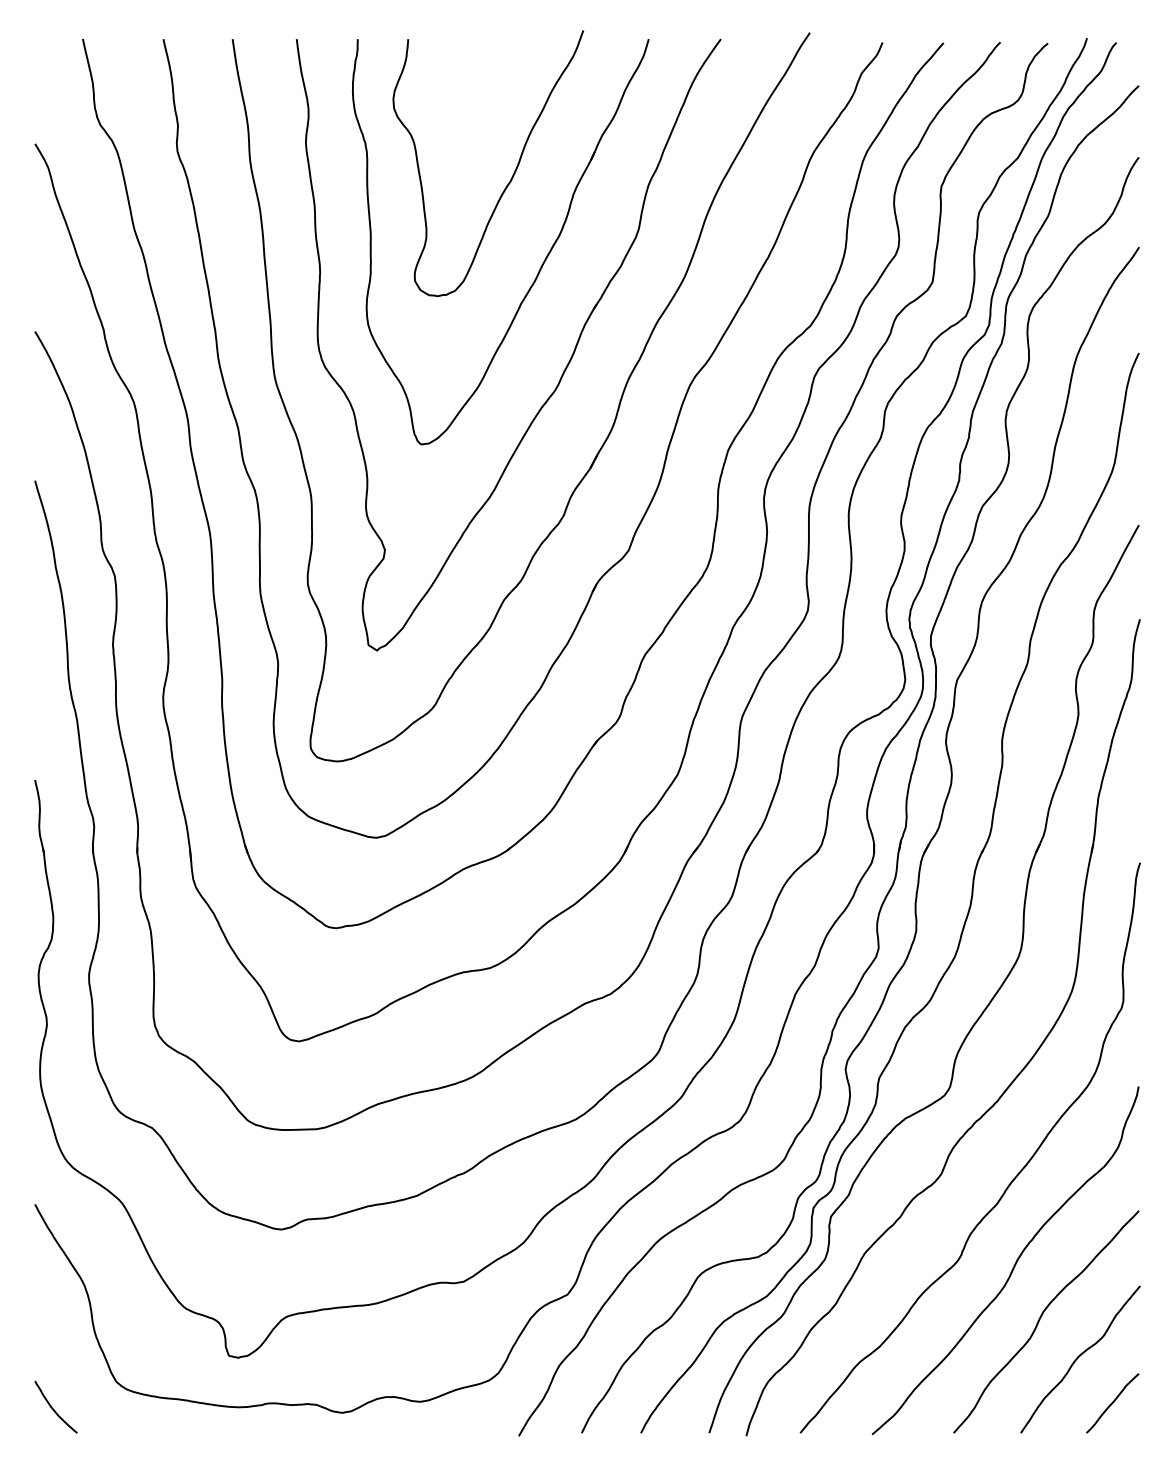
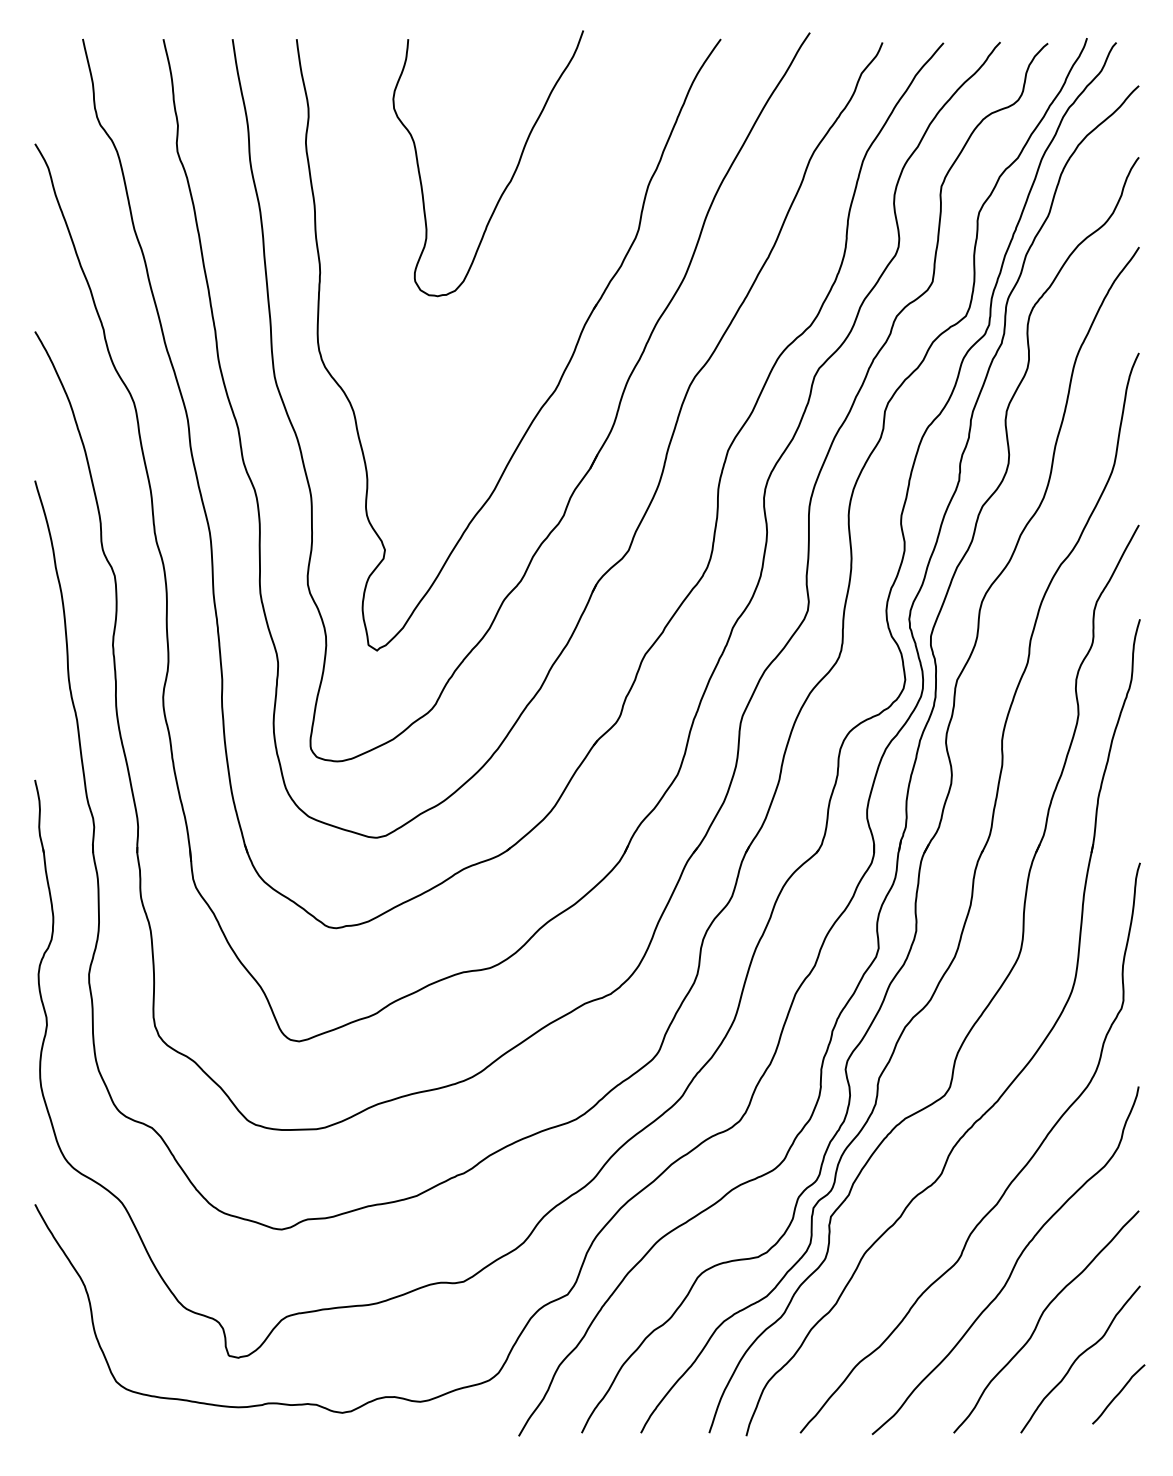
part: present -> none (541, 264)
curve position: (1112, 1403) -> (1118, 1394) (1118, 1394)
curve: present -> none (53, 1408)
